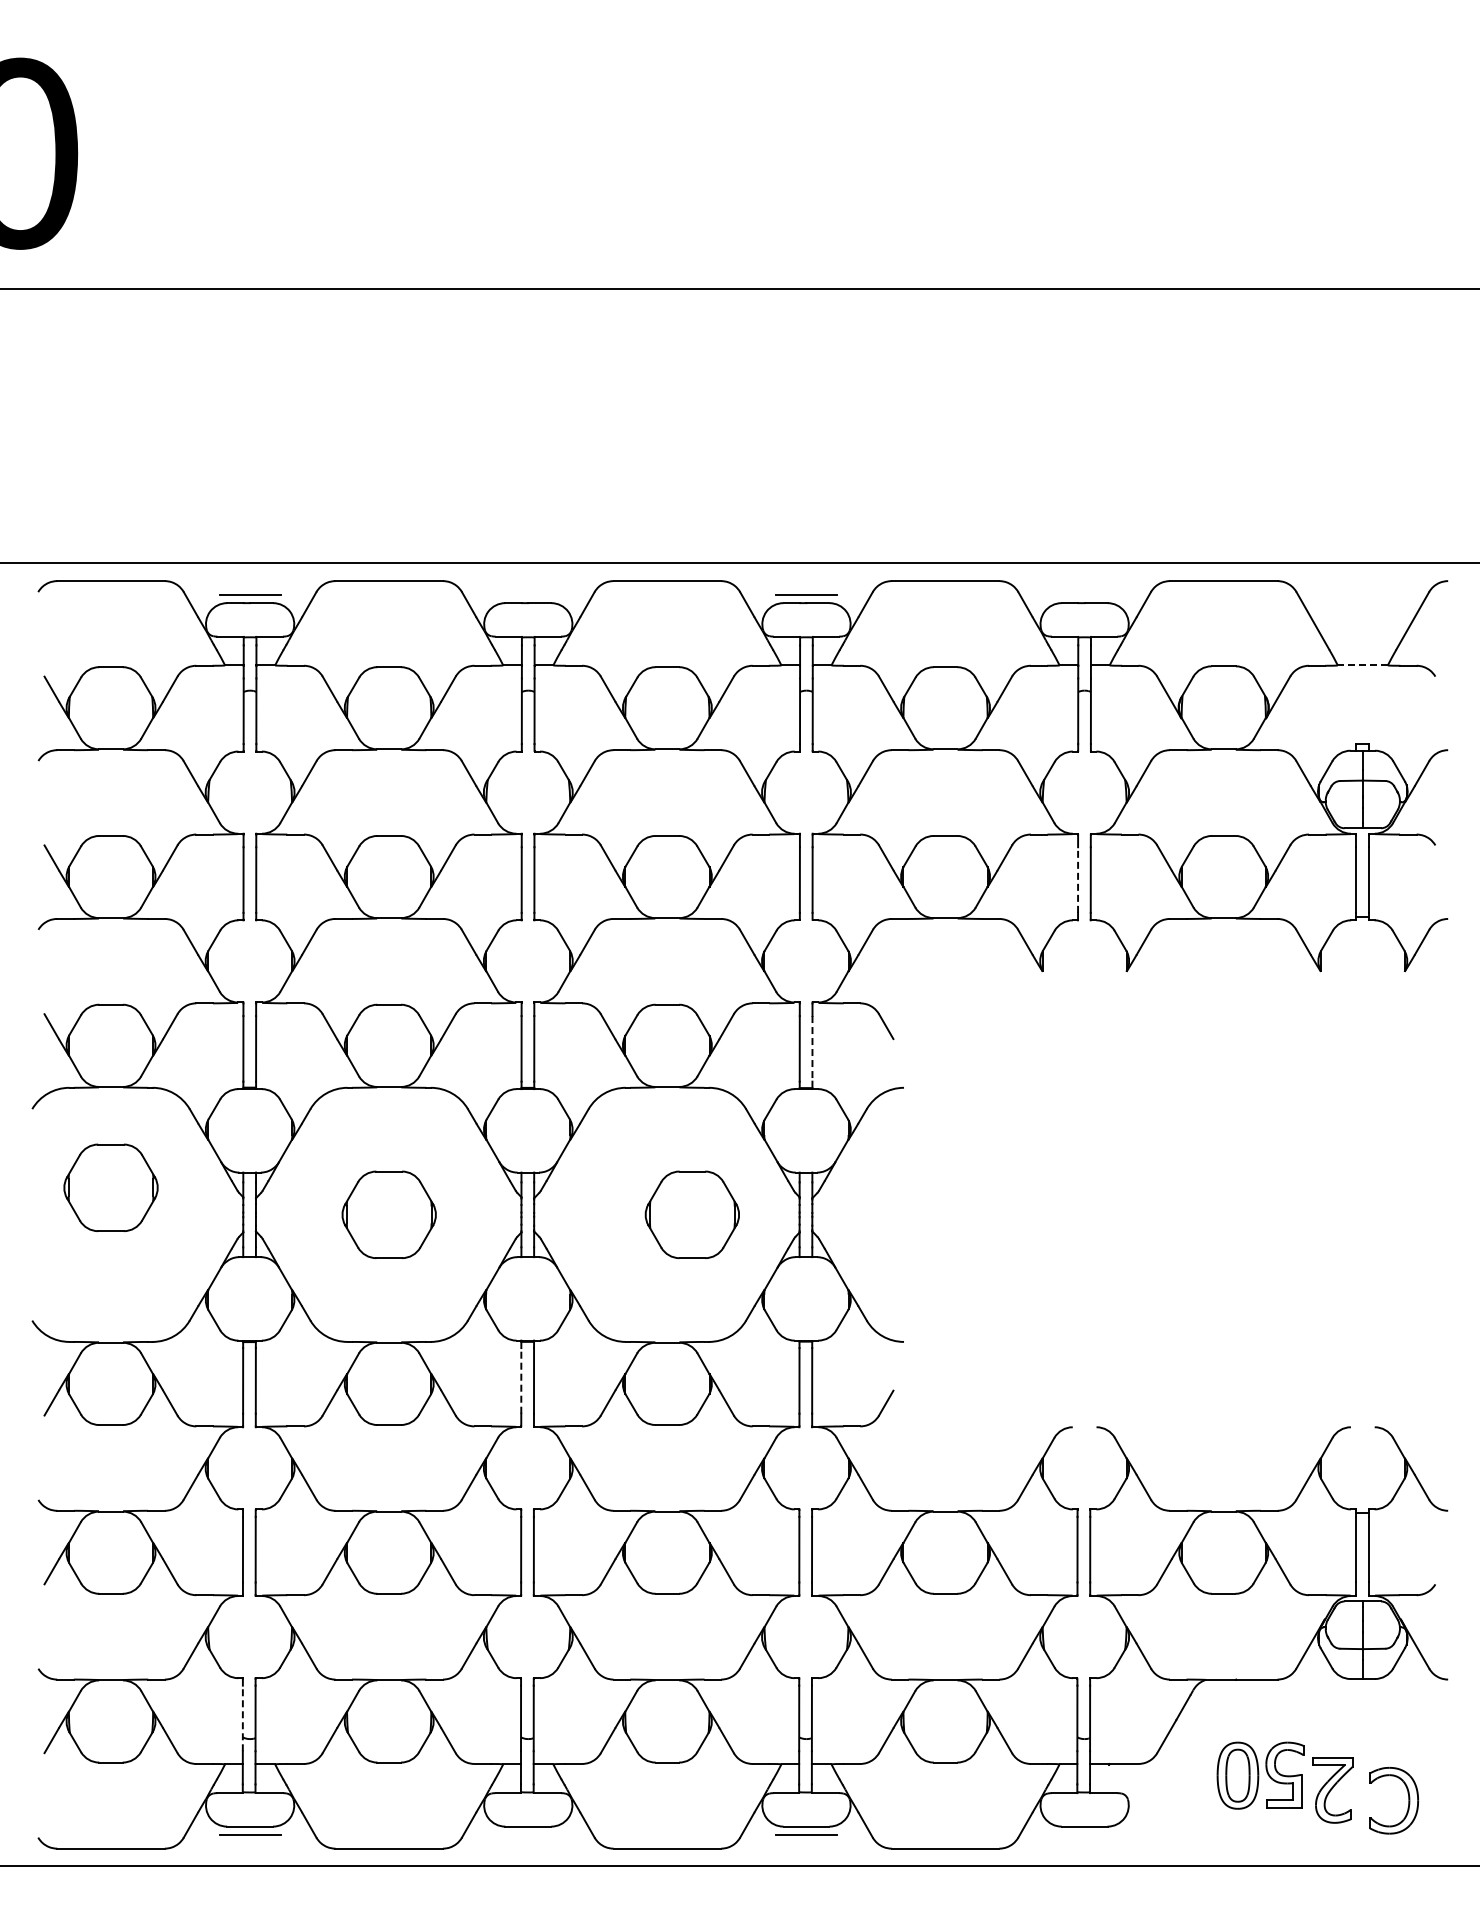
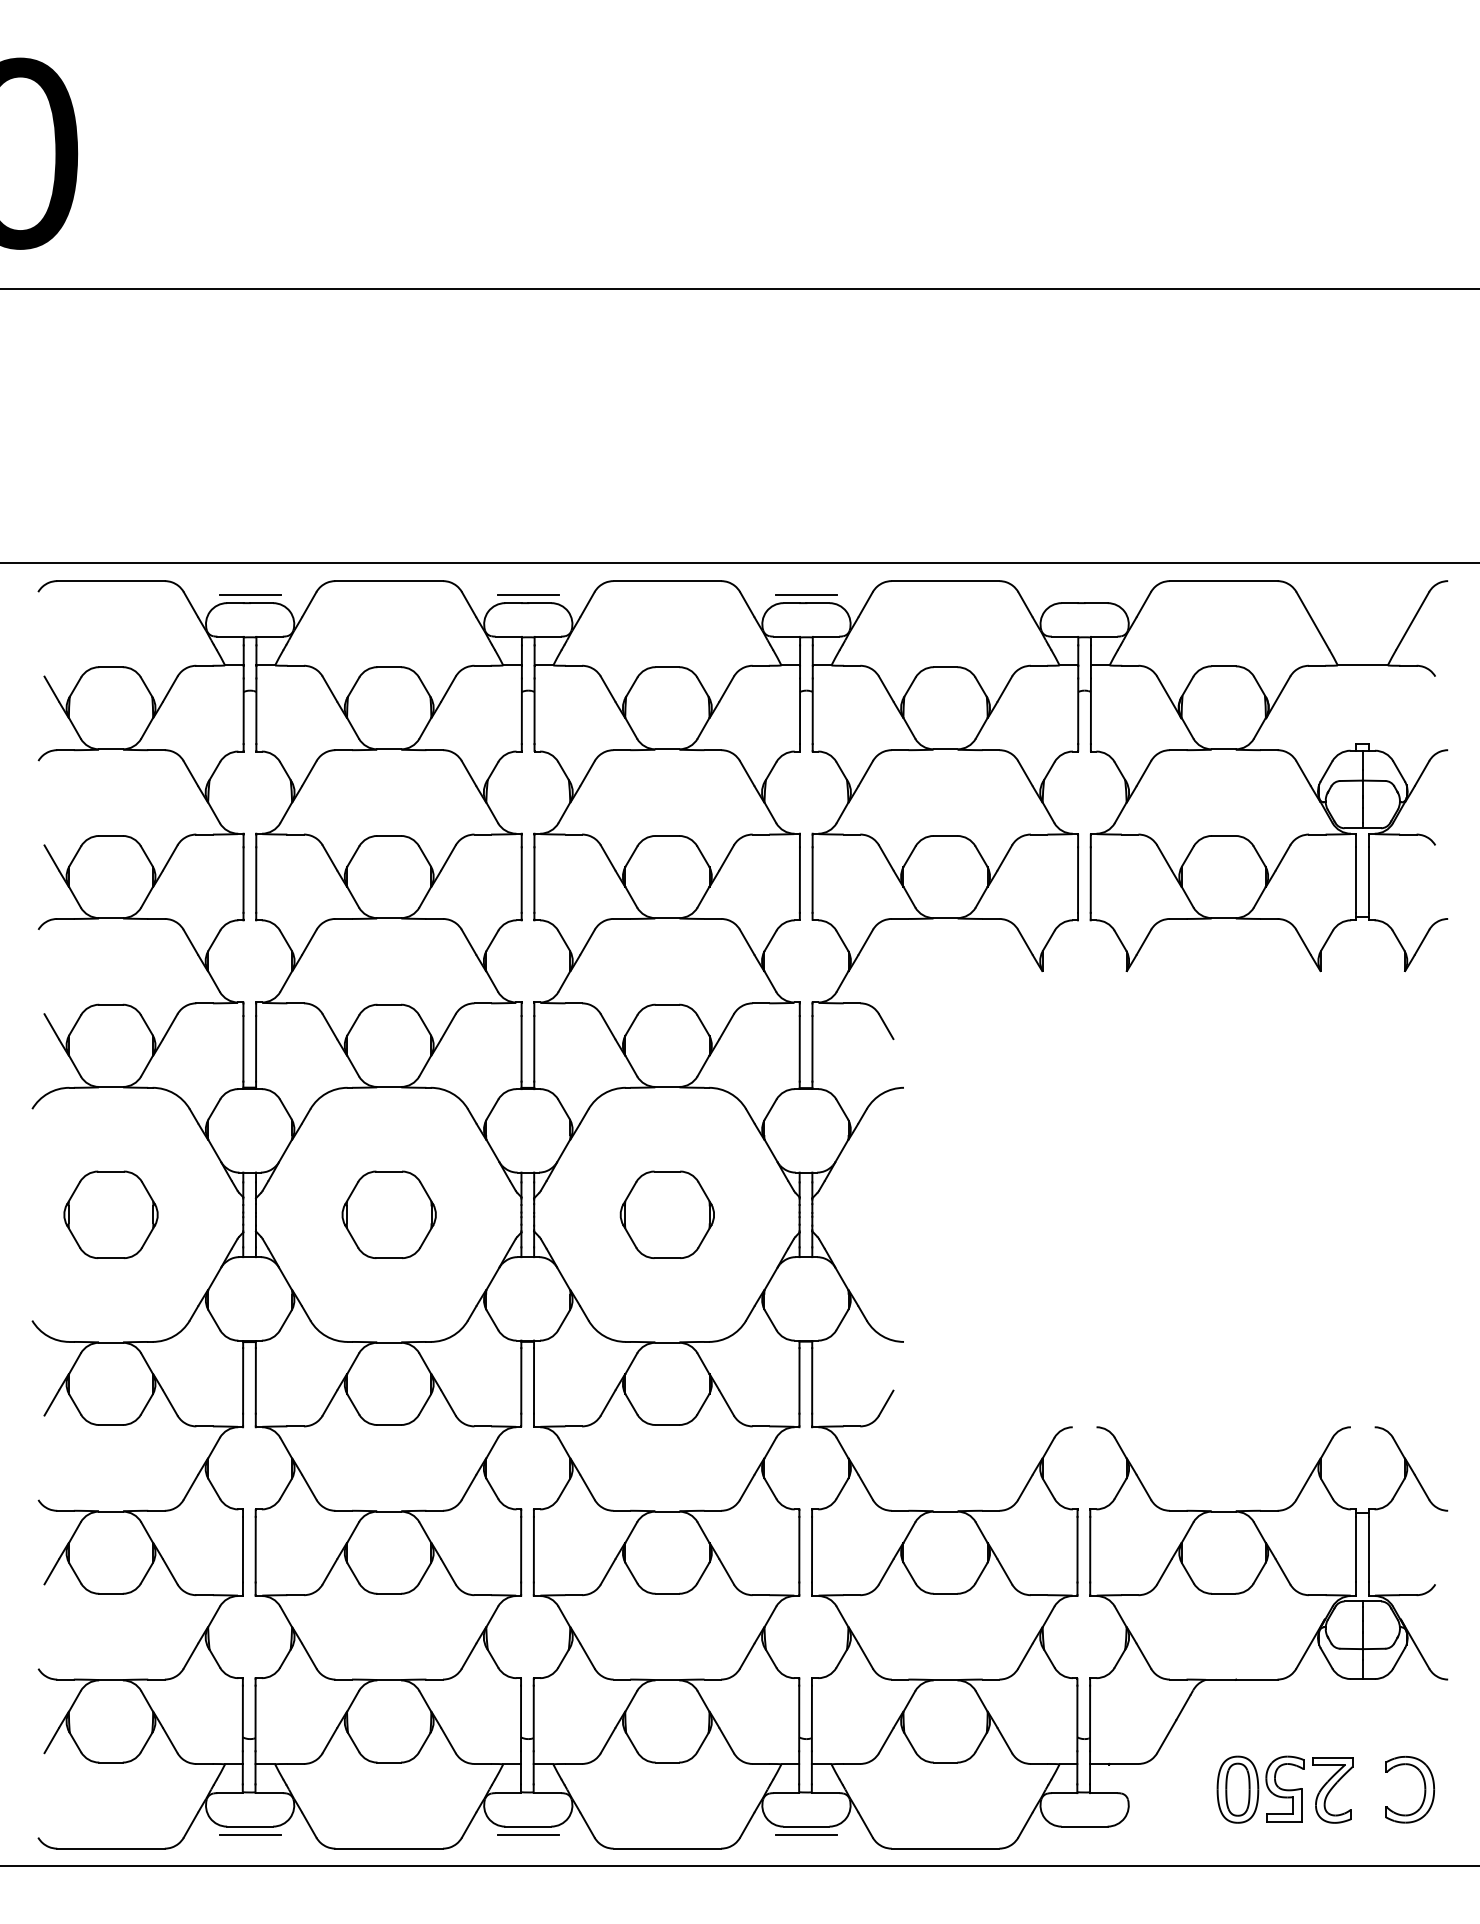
line: none -> present (527, 595)
line: dashed -> solid (1362, 665)
line: dashed -> solid (1078, 880)
line: dashed -> solid (812, 1048)
part position: (110, 1187) -> (110, 1214) (110, 1214)
part position: (691, 1214) -> (666, 1214) (666, 1214)
line: dashed -> solid (521, 1380)
line: dashed -> solid (242, 1718)
part position: (1260, 1775) -> (1260, 1789) (1260, 1789)
part position: (1408, 1800) -> (1424, 1789) (1424, 1789)
line: none -> present (527, 1834)
